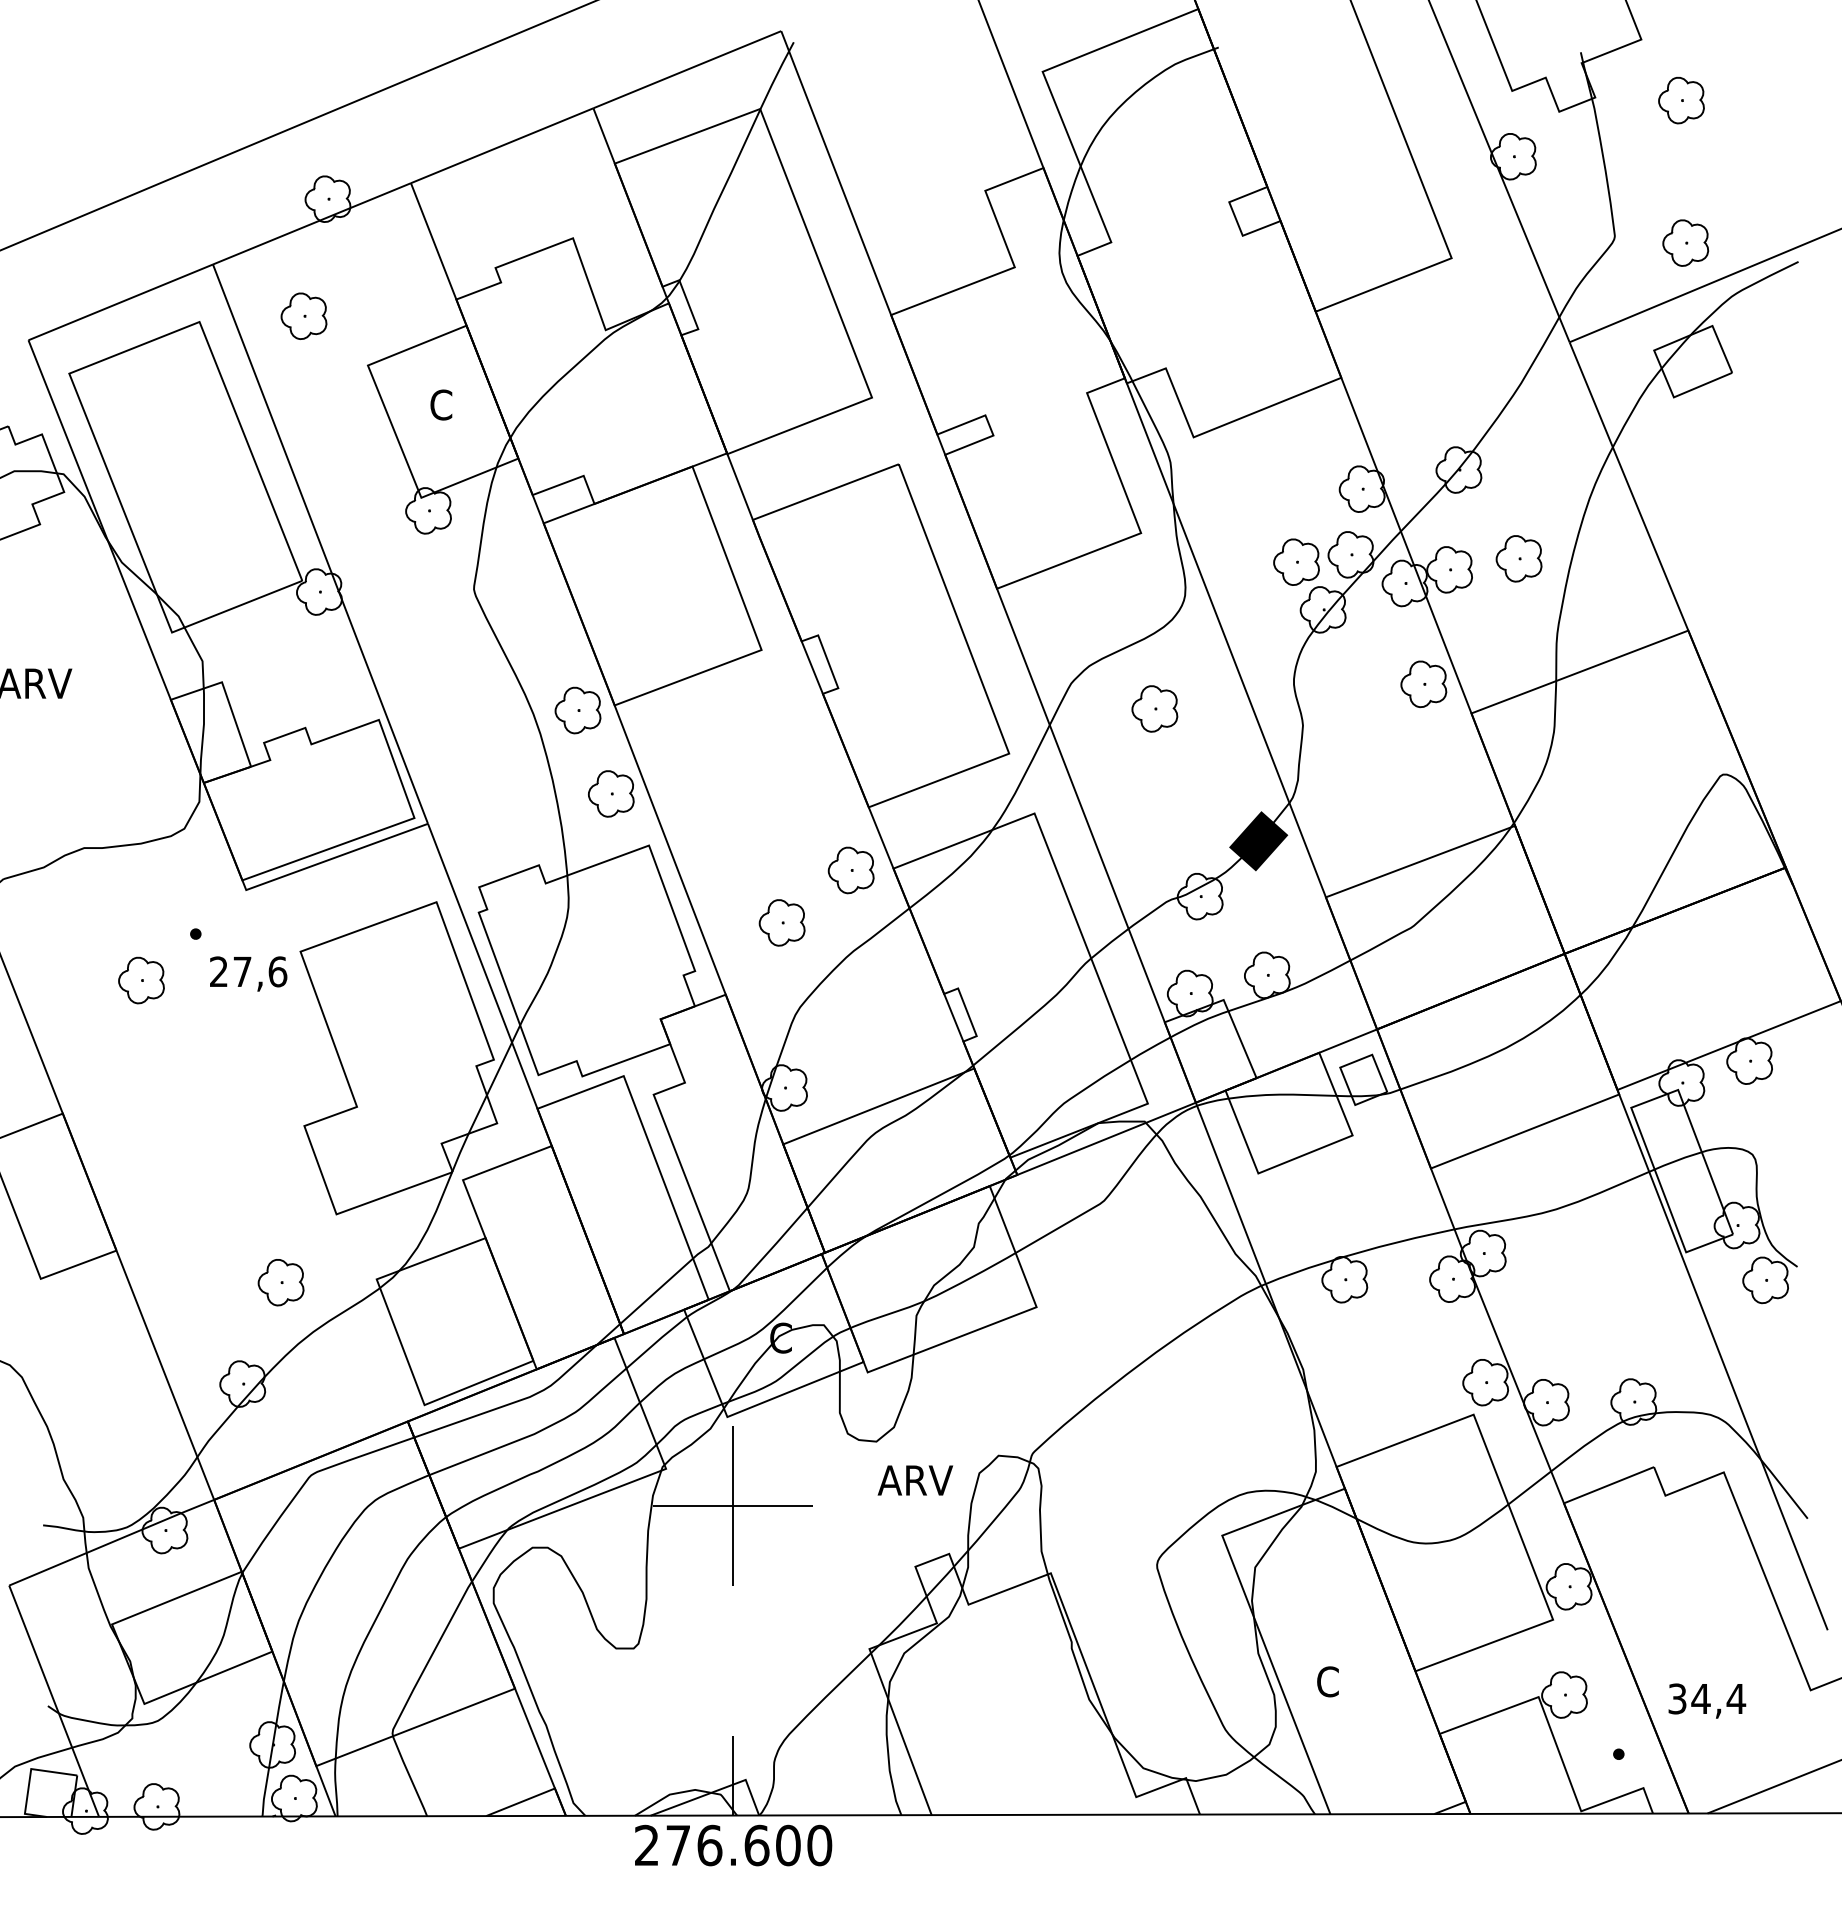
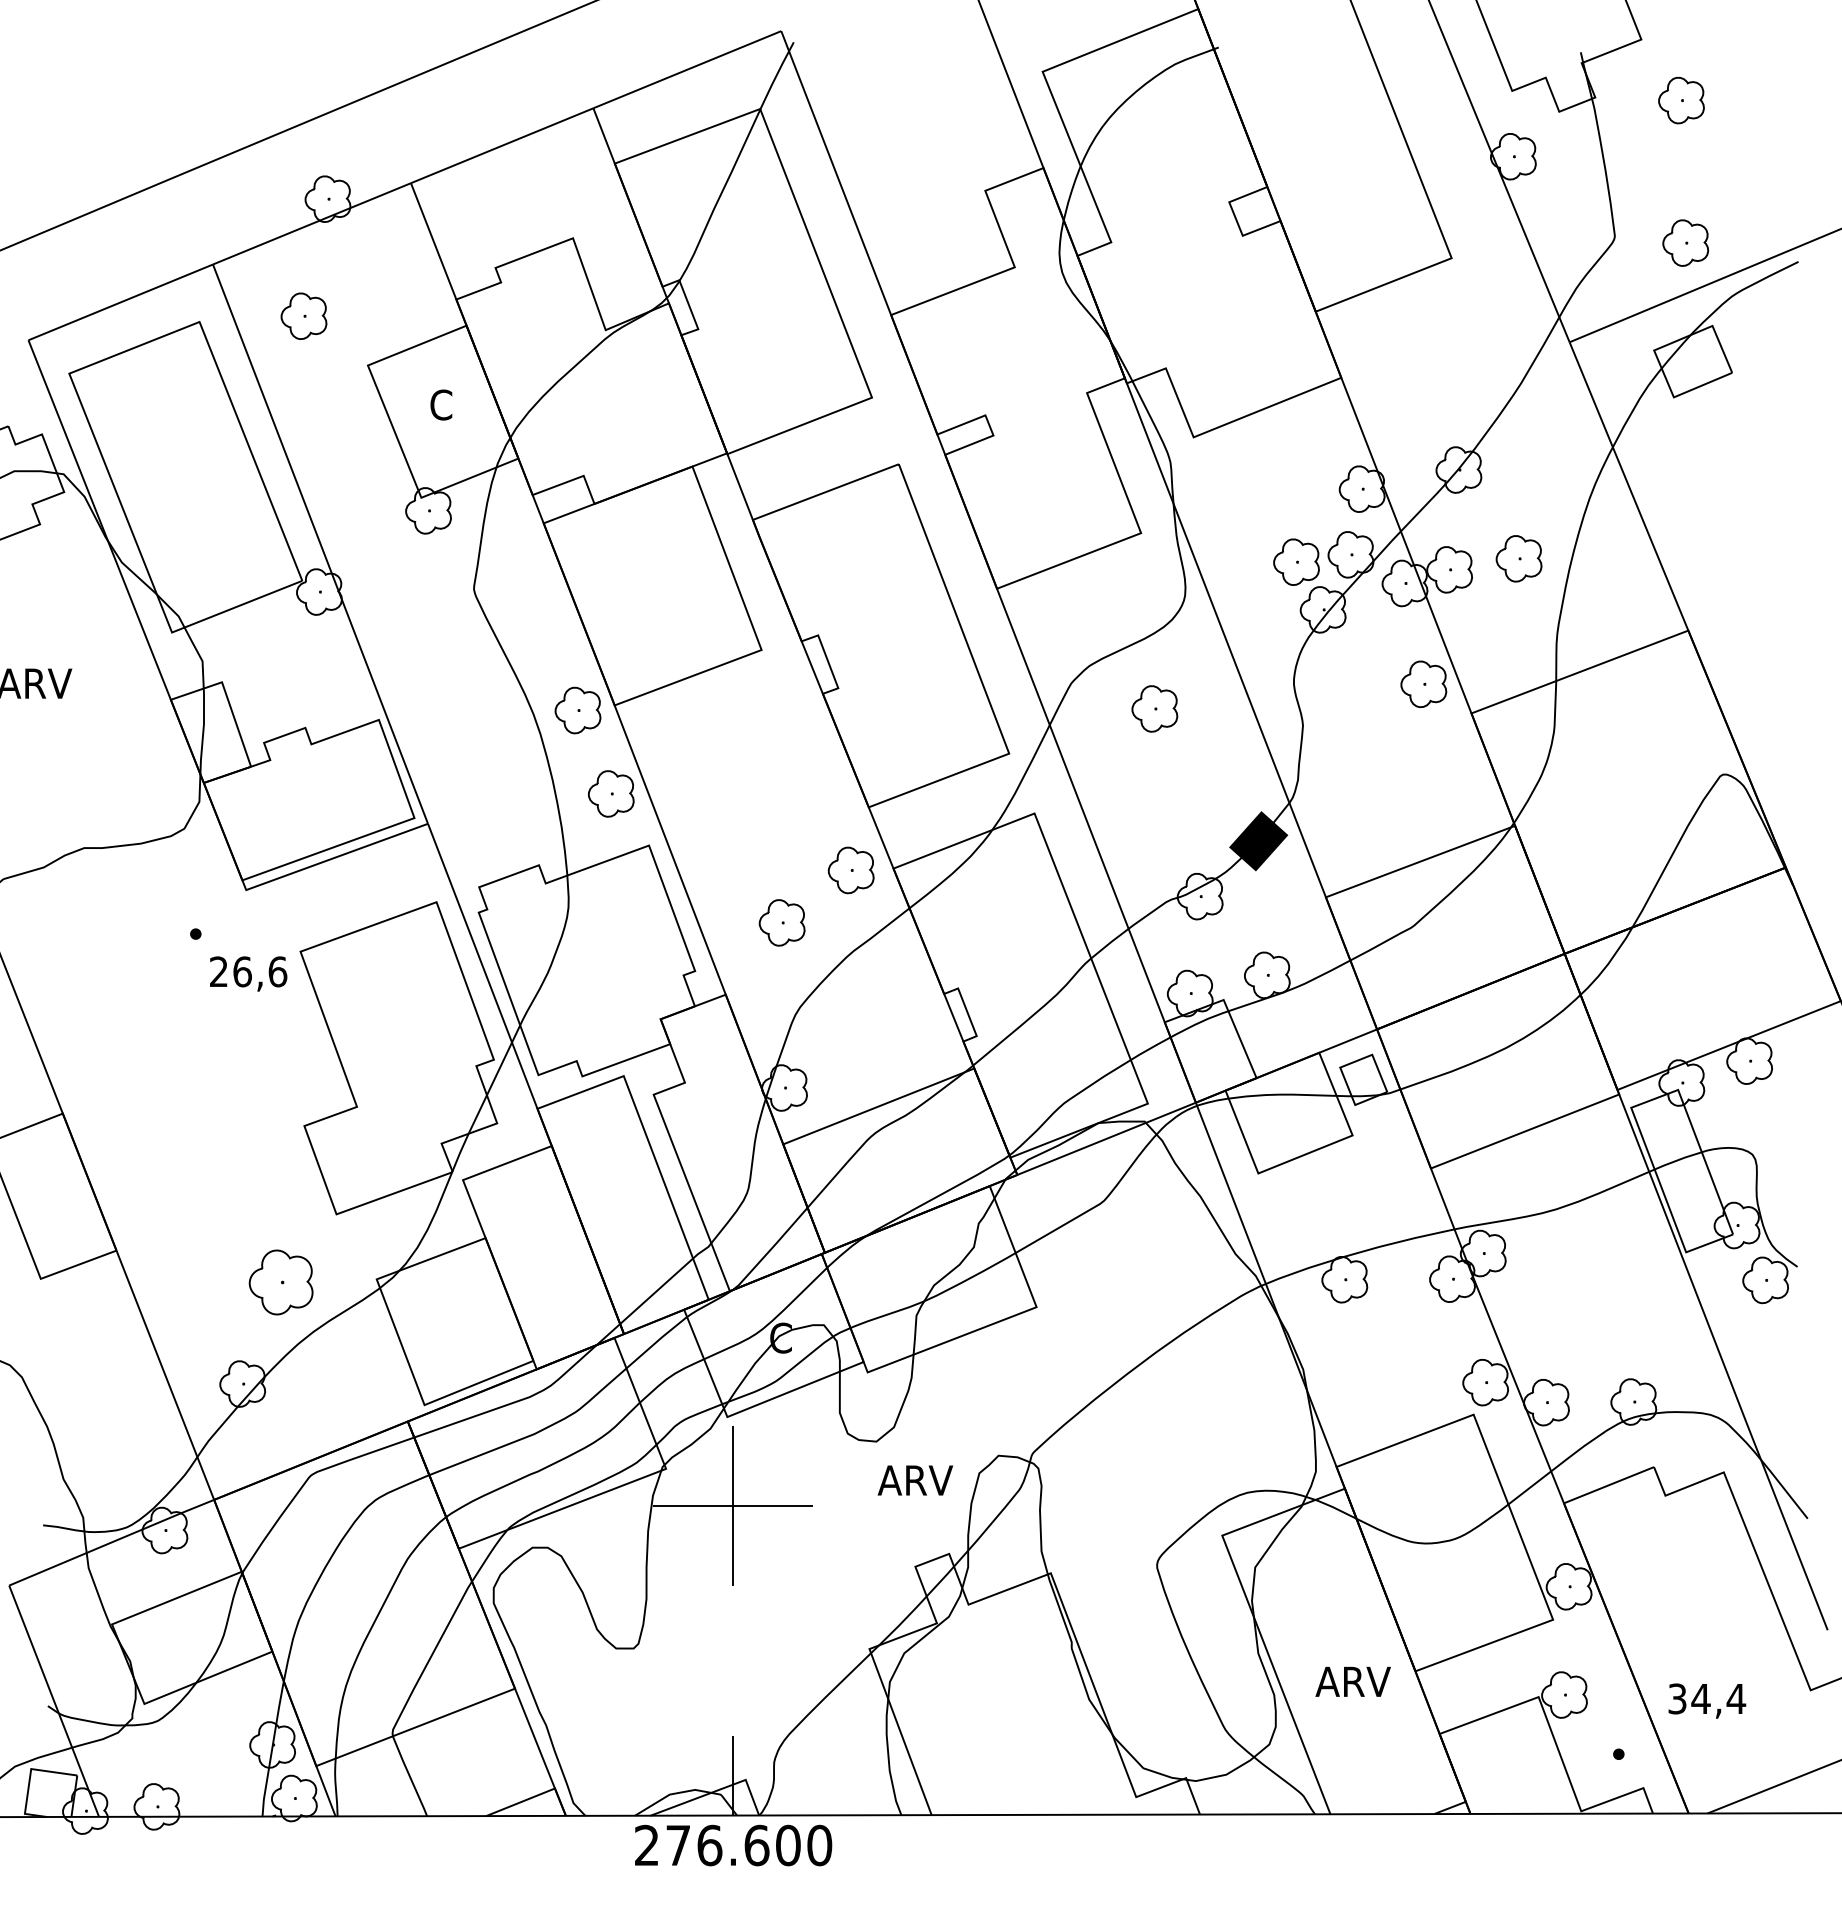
text: 27,6 -> 26,6 (242, 971)
part: present -> none (141, 980)
part size: 48x48 px -> 66x67 px (280, 1282)
text: C -> ARV (1352, 1681)
